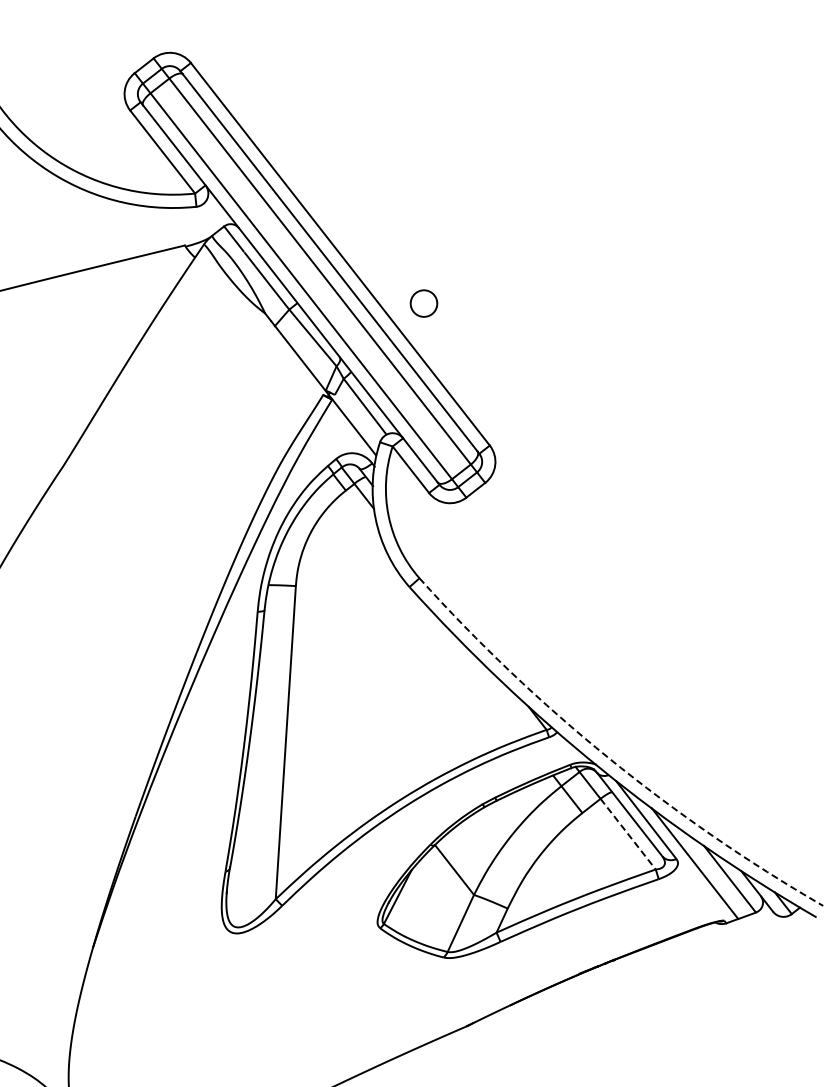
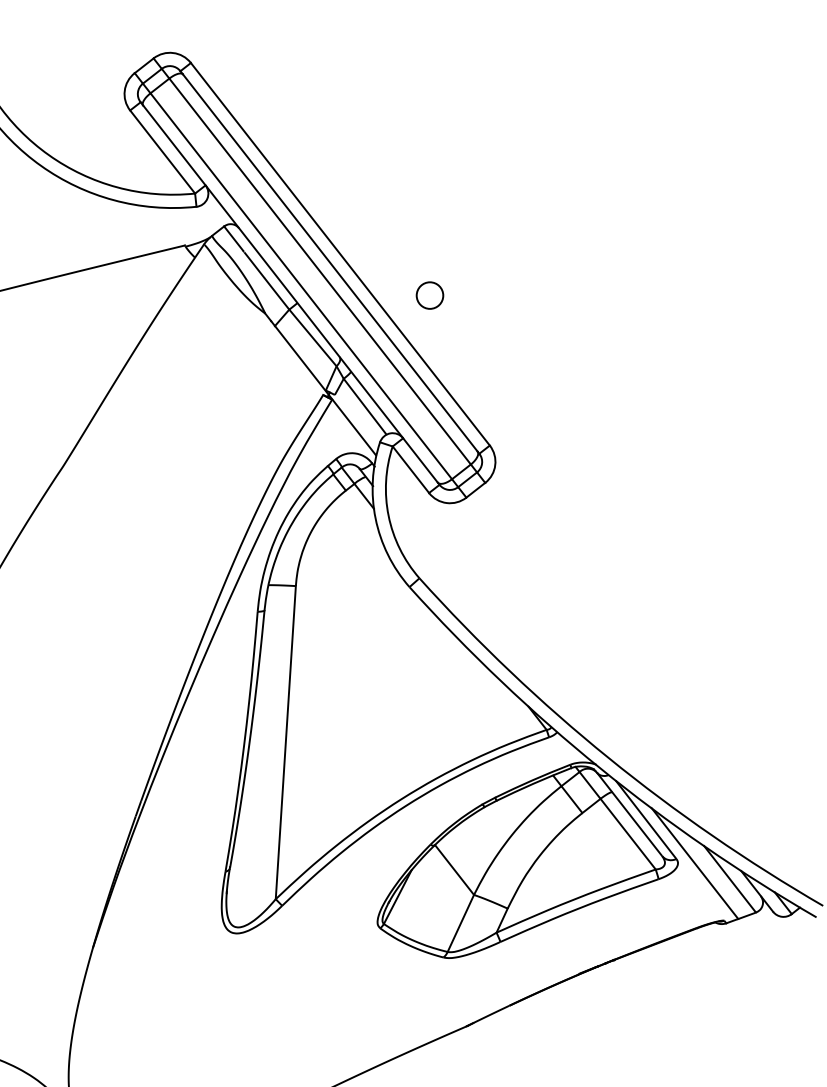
circle position: (423, 303) -> (429, 295) (429, 295)
arc: dashed -> solid (608, 757)
line: dashed -> solid (628, 834)
